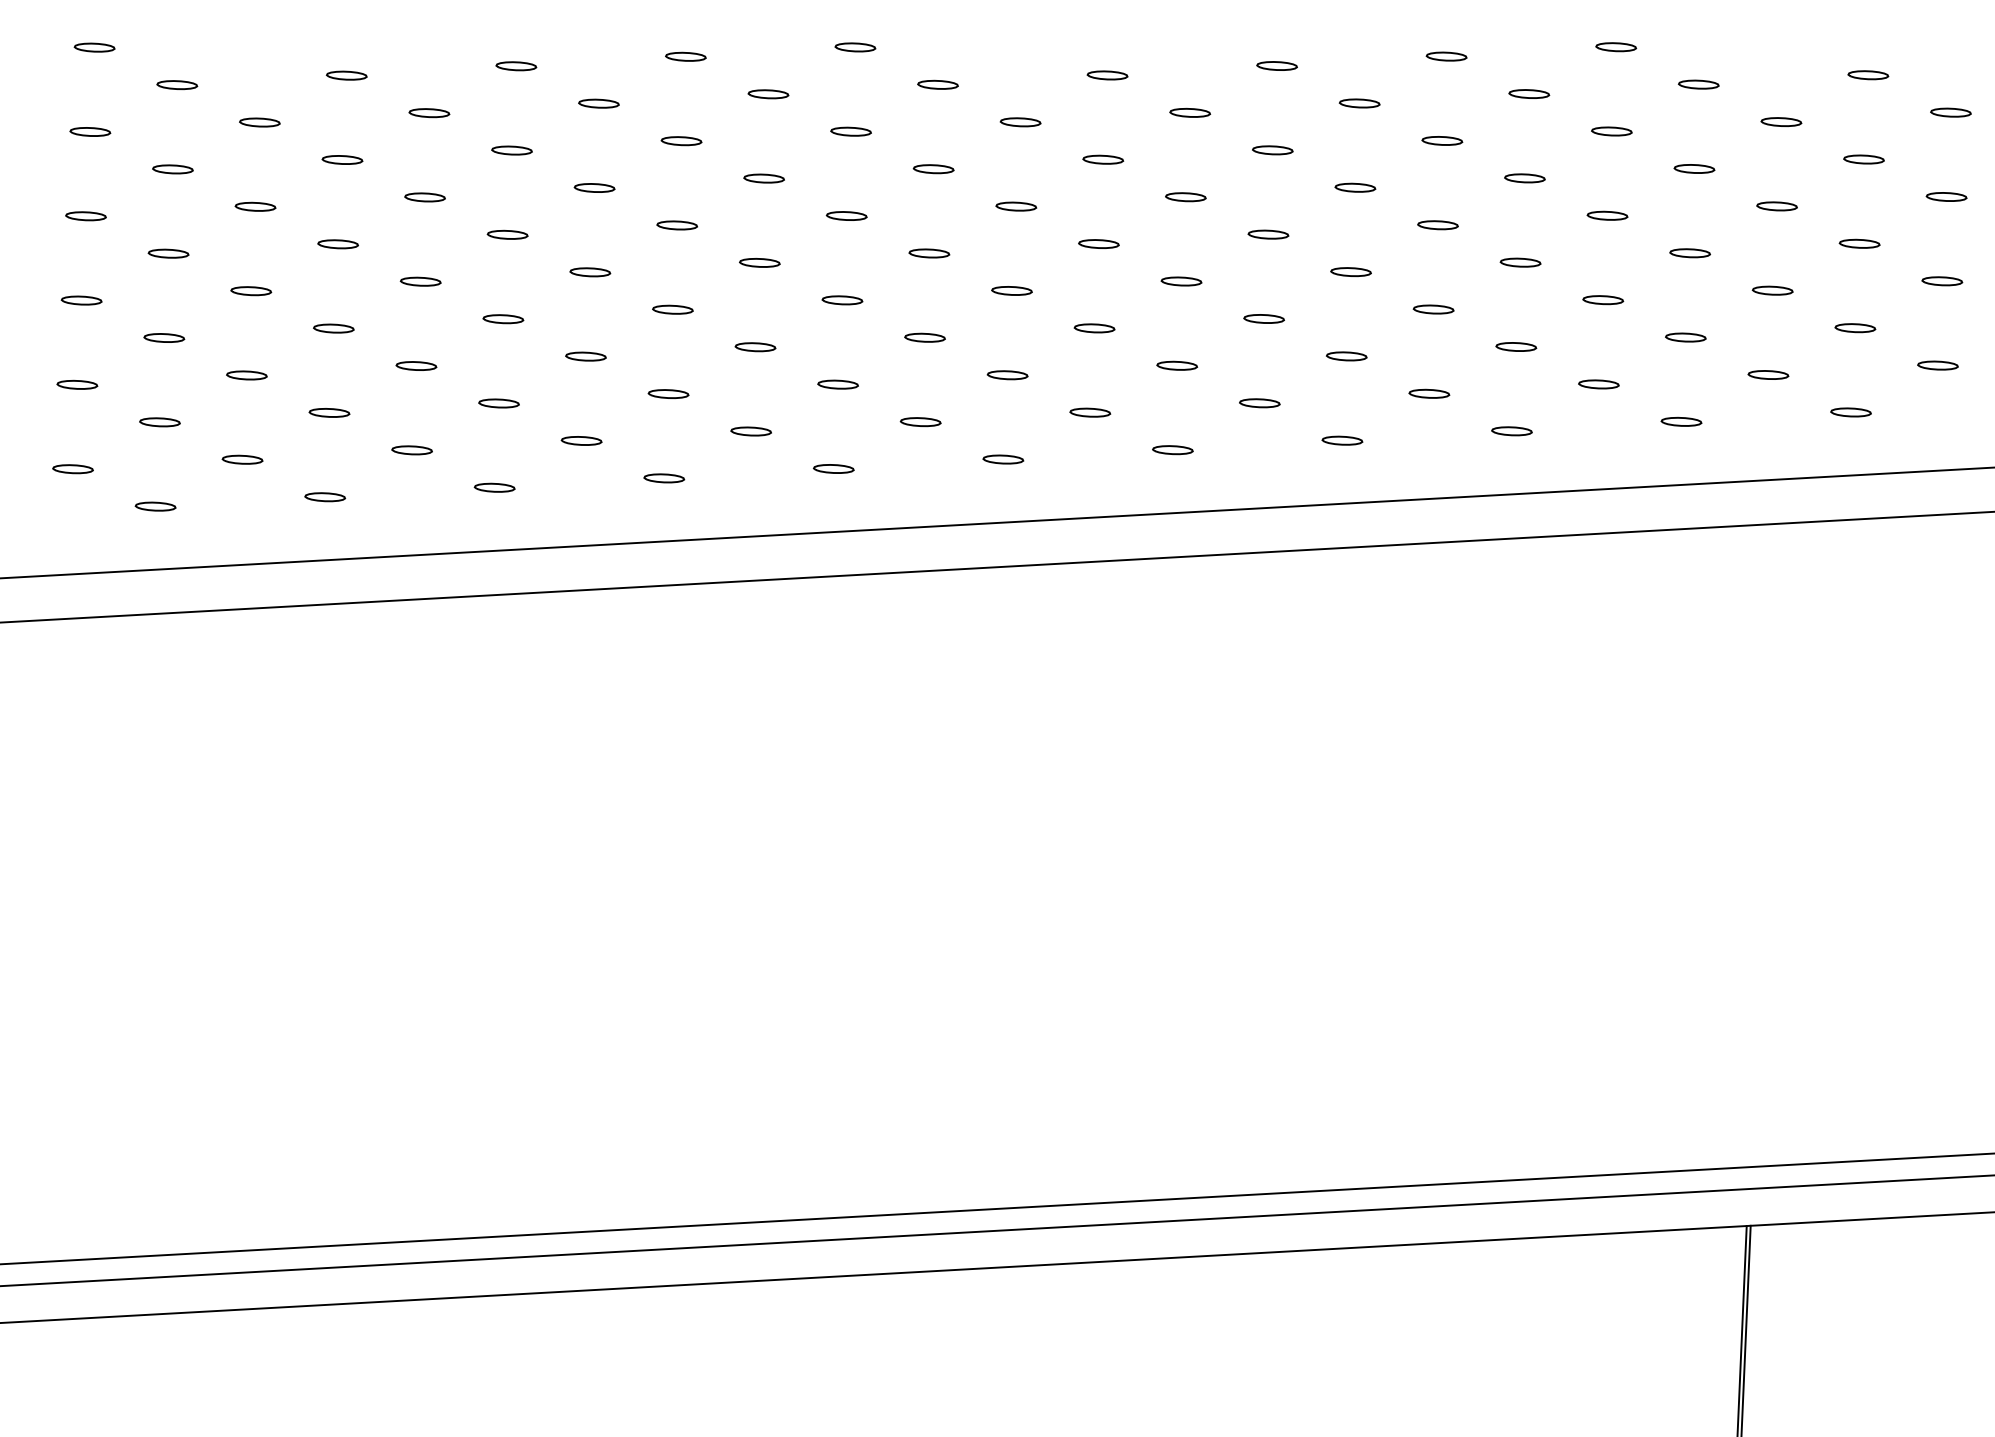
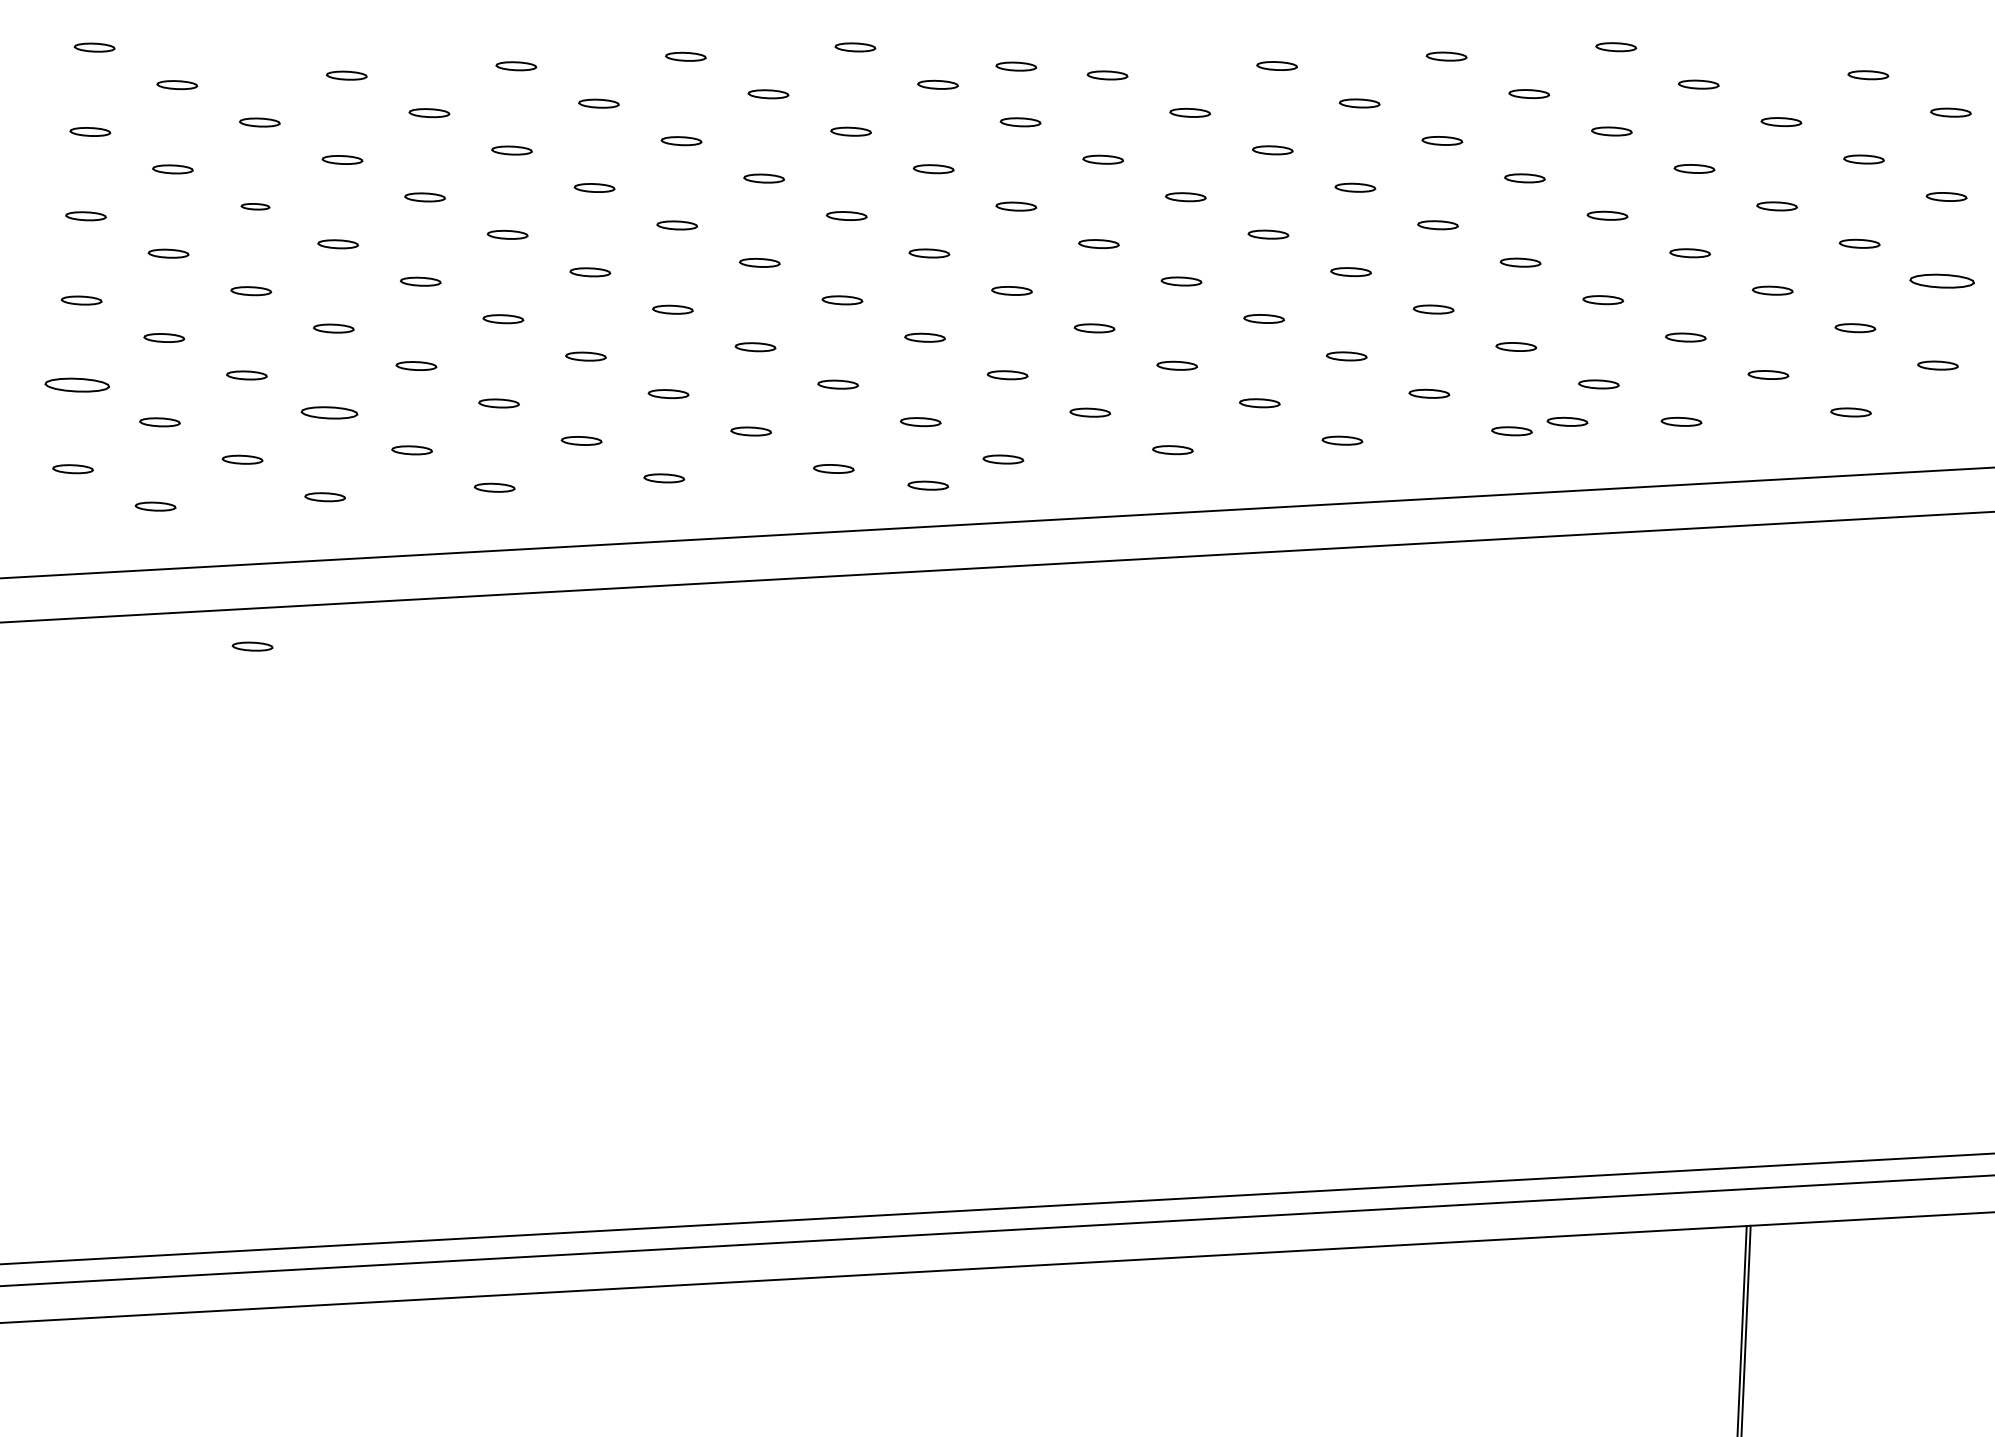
part: none -> present (1016, 66)
part size: 43x11 px -> 31x8 px (255, 206)
part size: 43x11 px -> 66x16 px (1941, 280)
part size: 43x11 px -> 67x16 px (77, 384)
part size: 43x10 px -> 59x14 px (329, 412)
part: none -> present (1567, 421)
part: none -> present (928, 485)
part: none -> present (252, 646)
